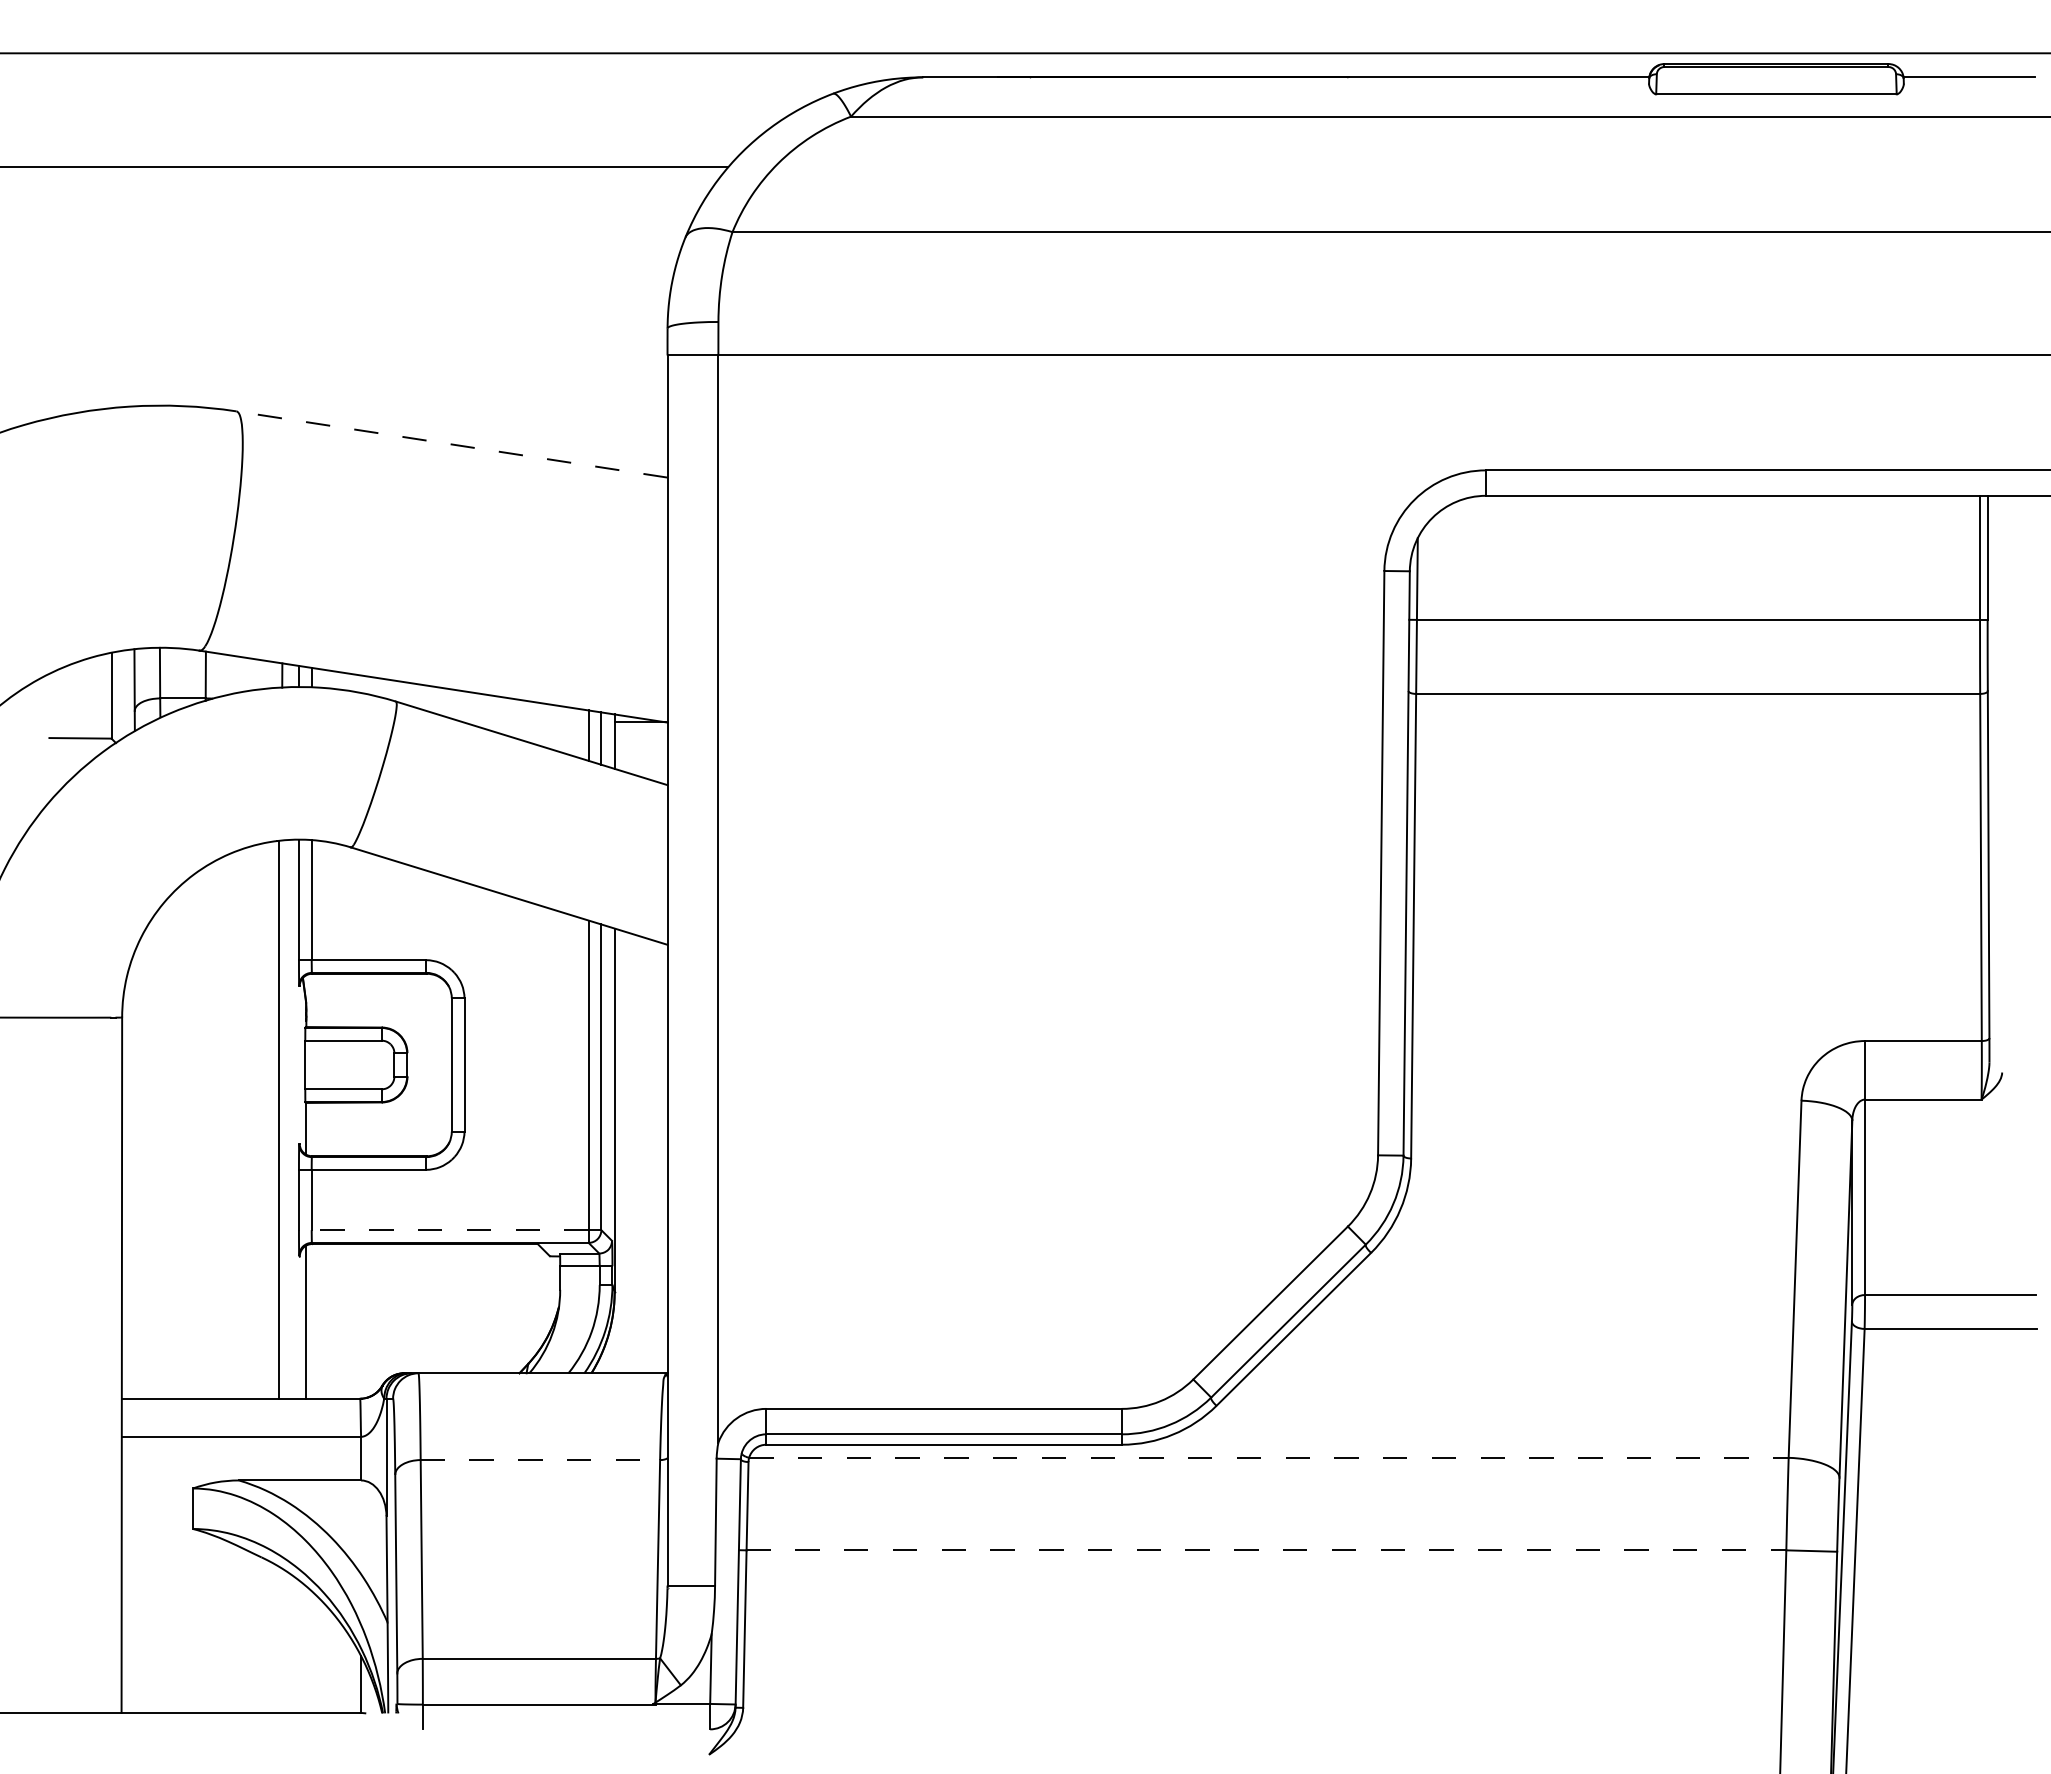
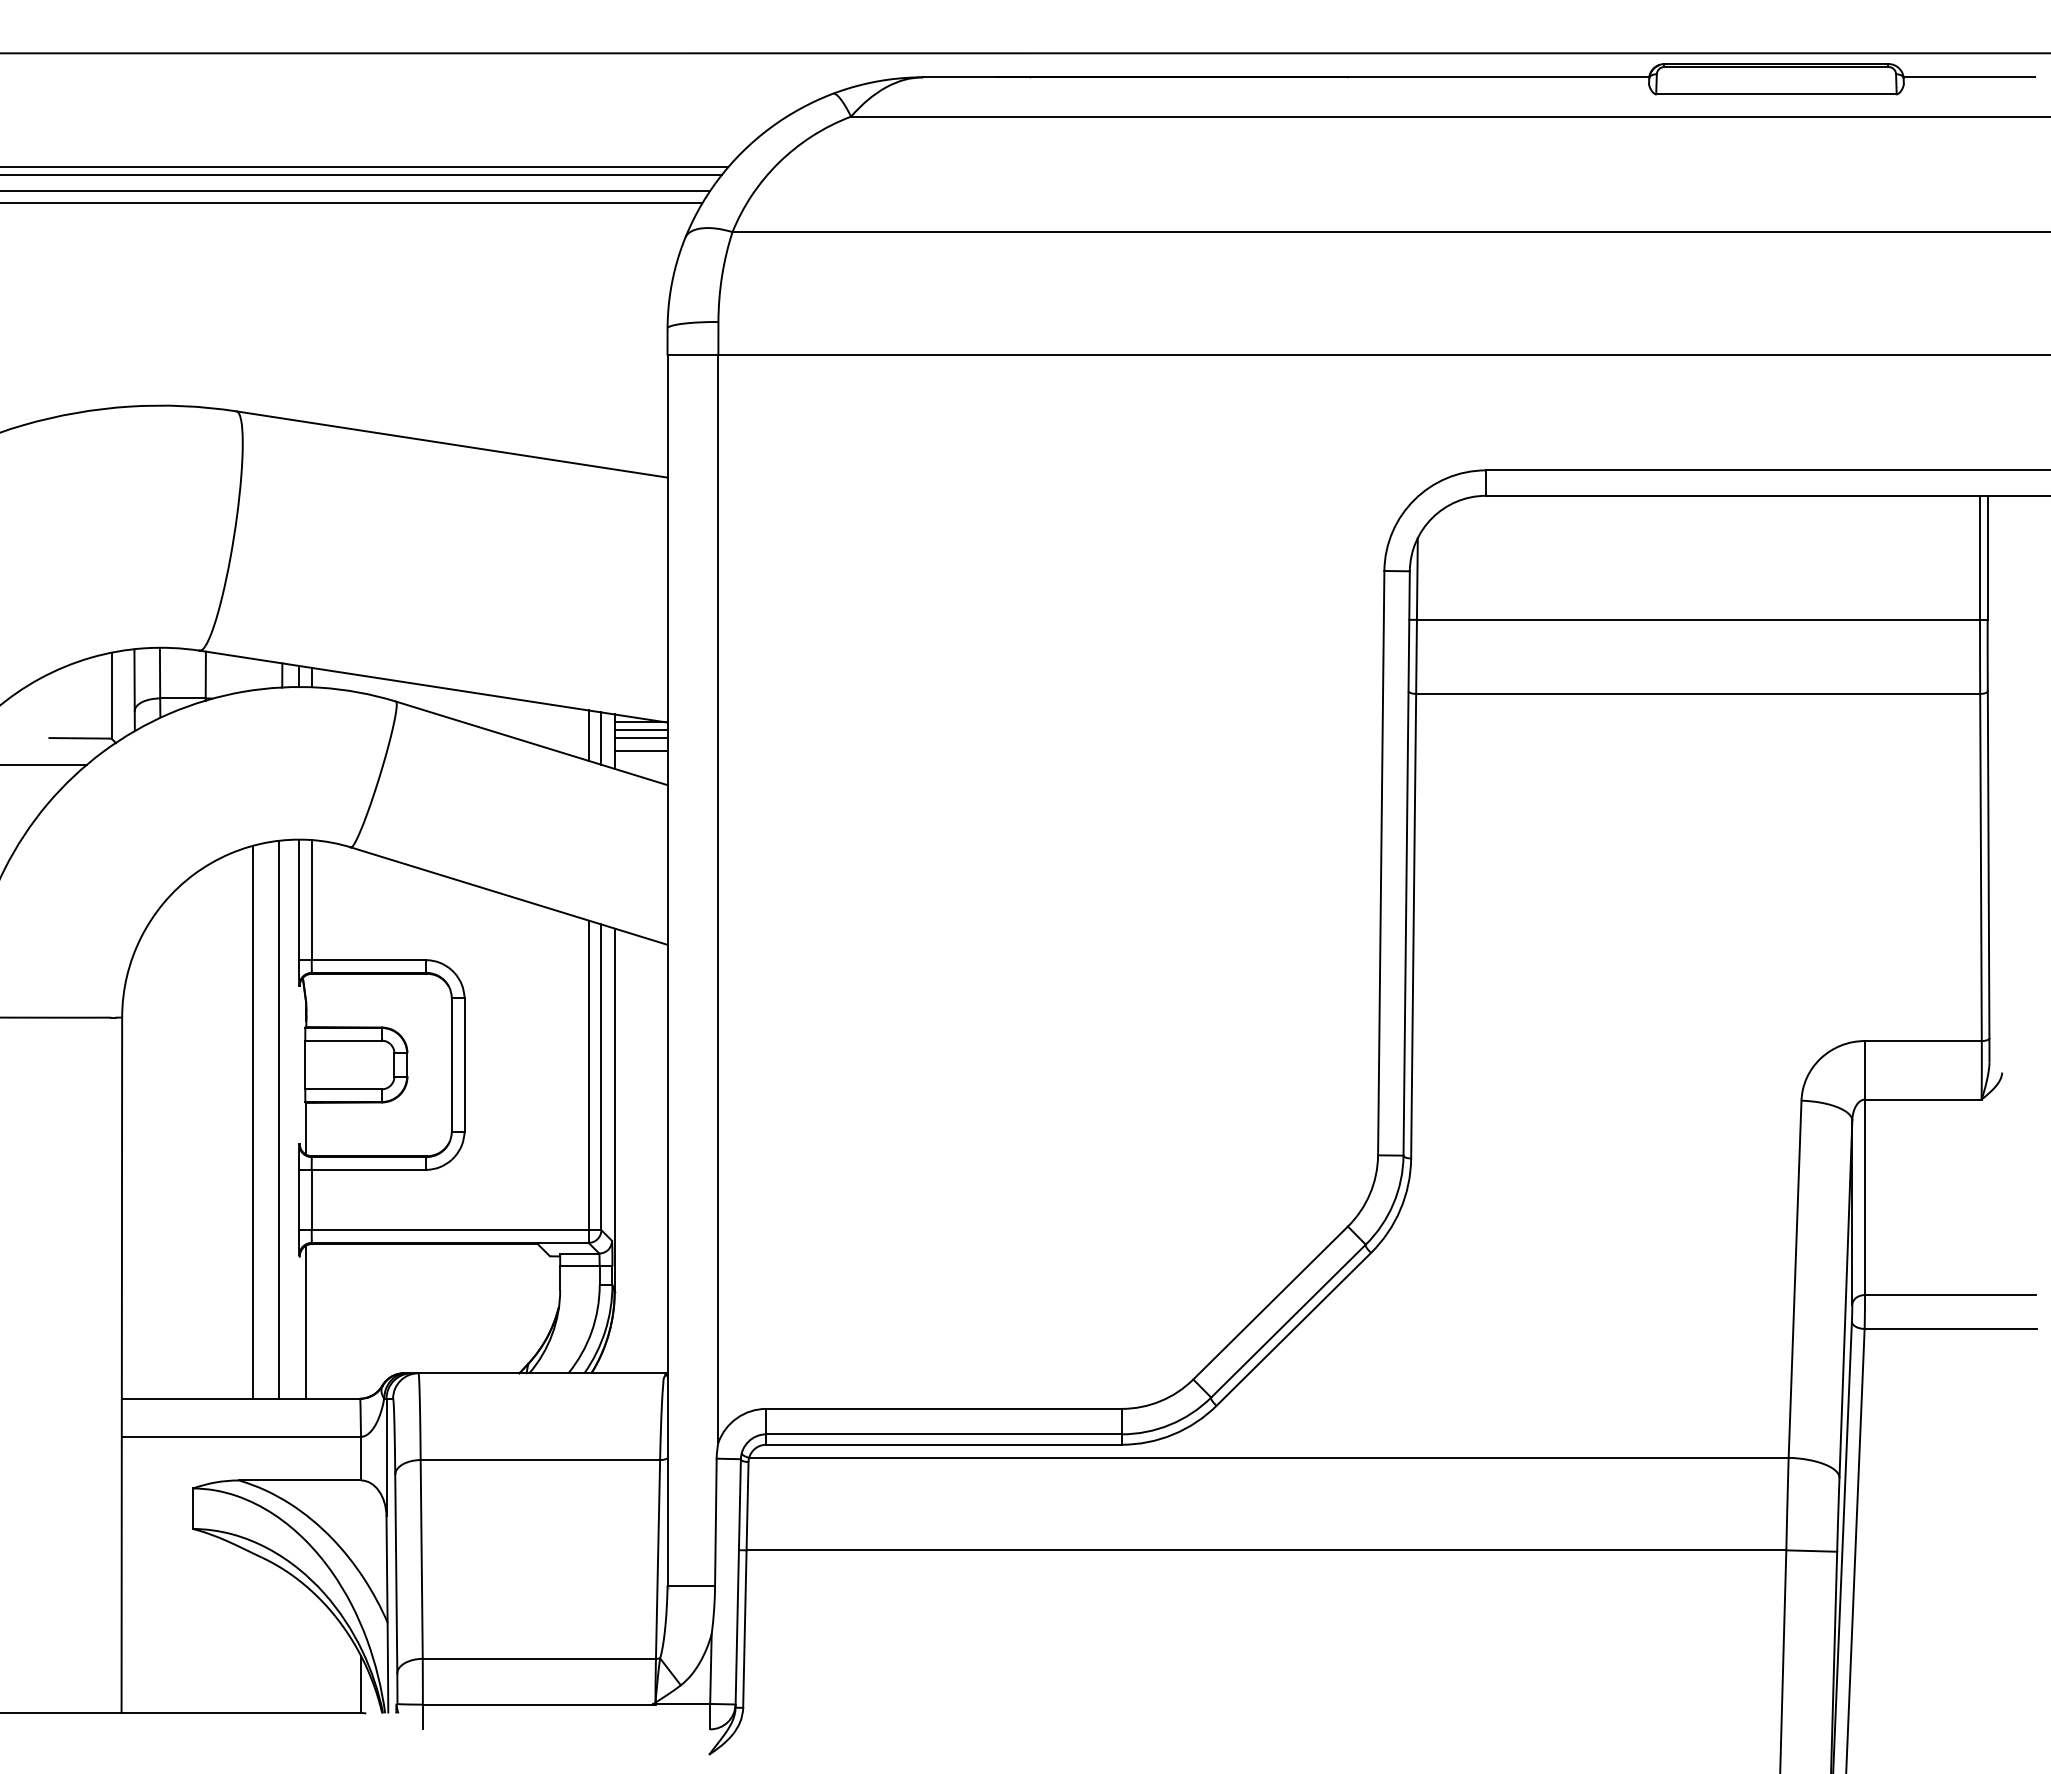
line: none -> present (362, 174)
line: none -> present (356, 190)
line: none -> present (352, 203)
line: dashed -> solid (451, 444)
line: none -> present (640, 729)
line: none -> present (640, 738)
line: none -> present (640, 751)
line: none -> present (44, 764)
line: none -> present (253, 1121)
line: dashed -> solid (443, 1230)
line: dashed -> solid (1268, 1457)
line: dashed -> solid (540, 1460)
line: dashed -> solid (1266, 1550)
